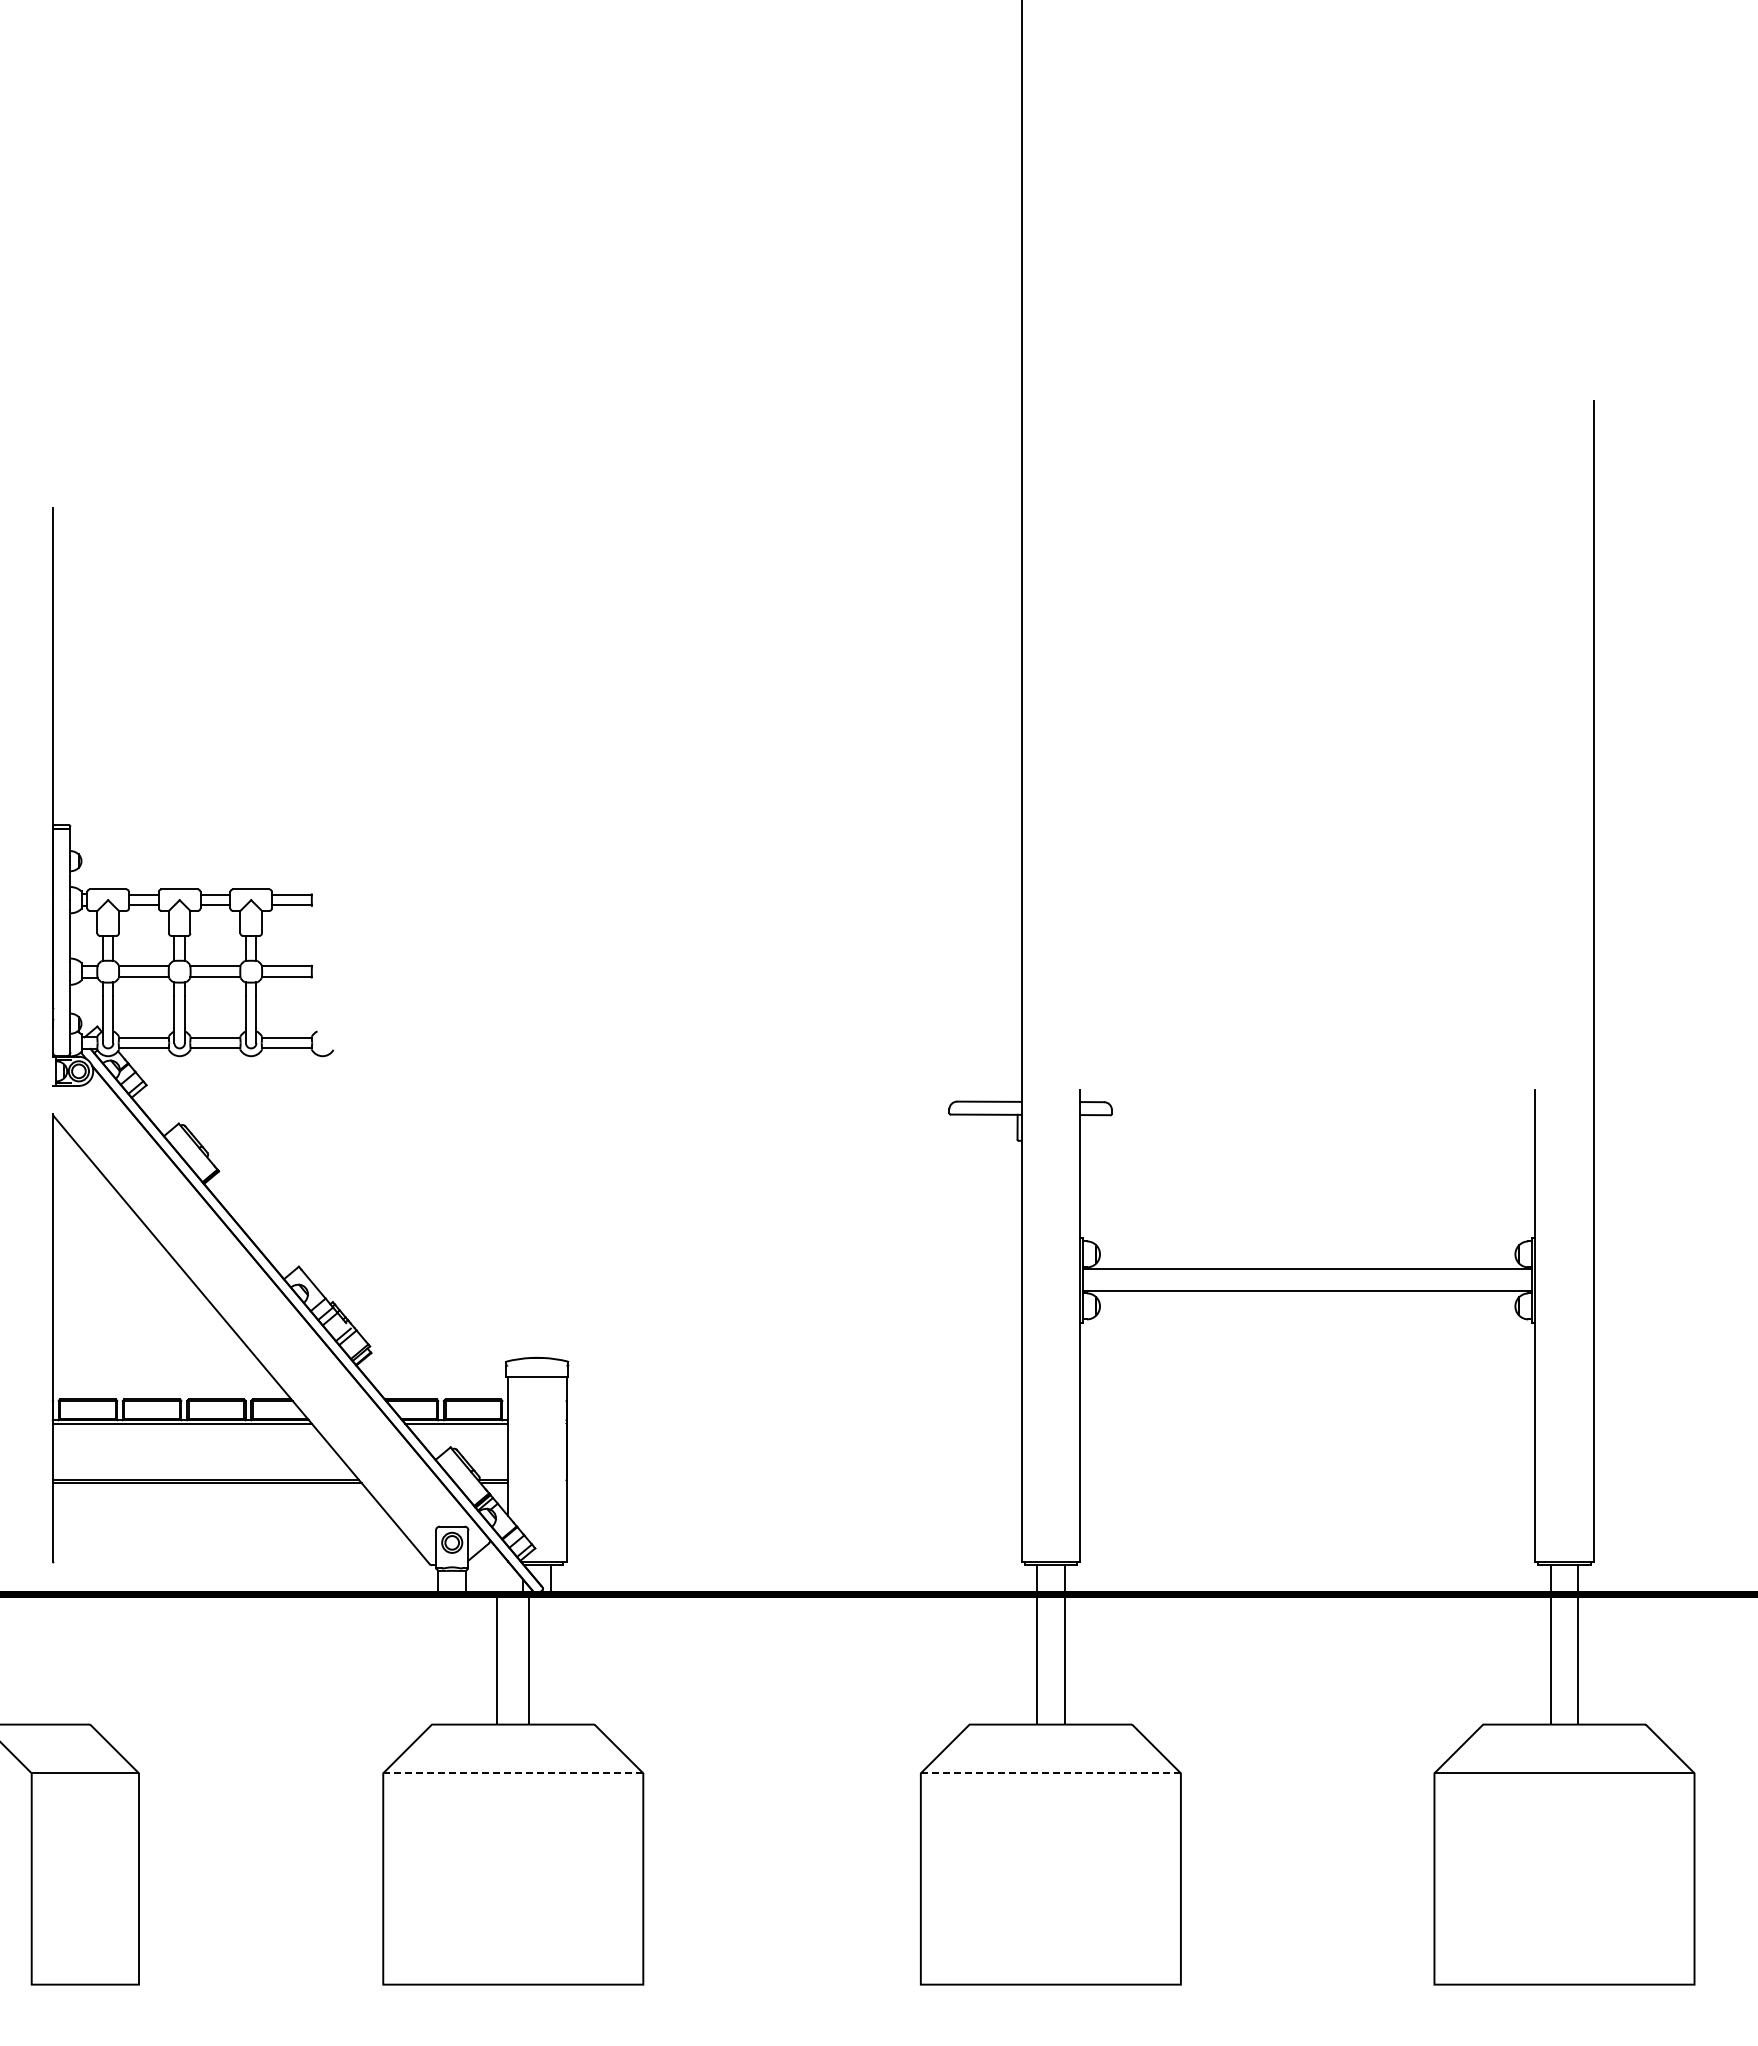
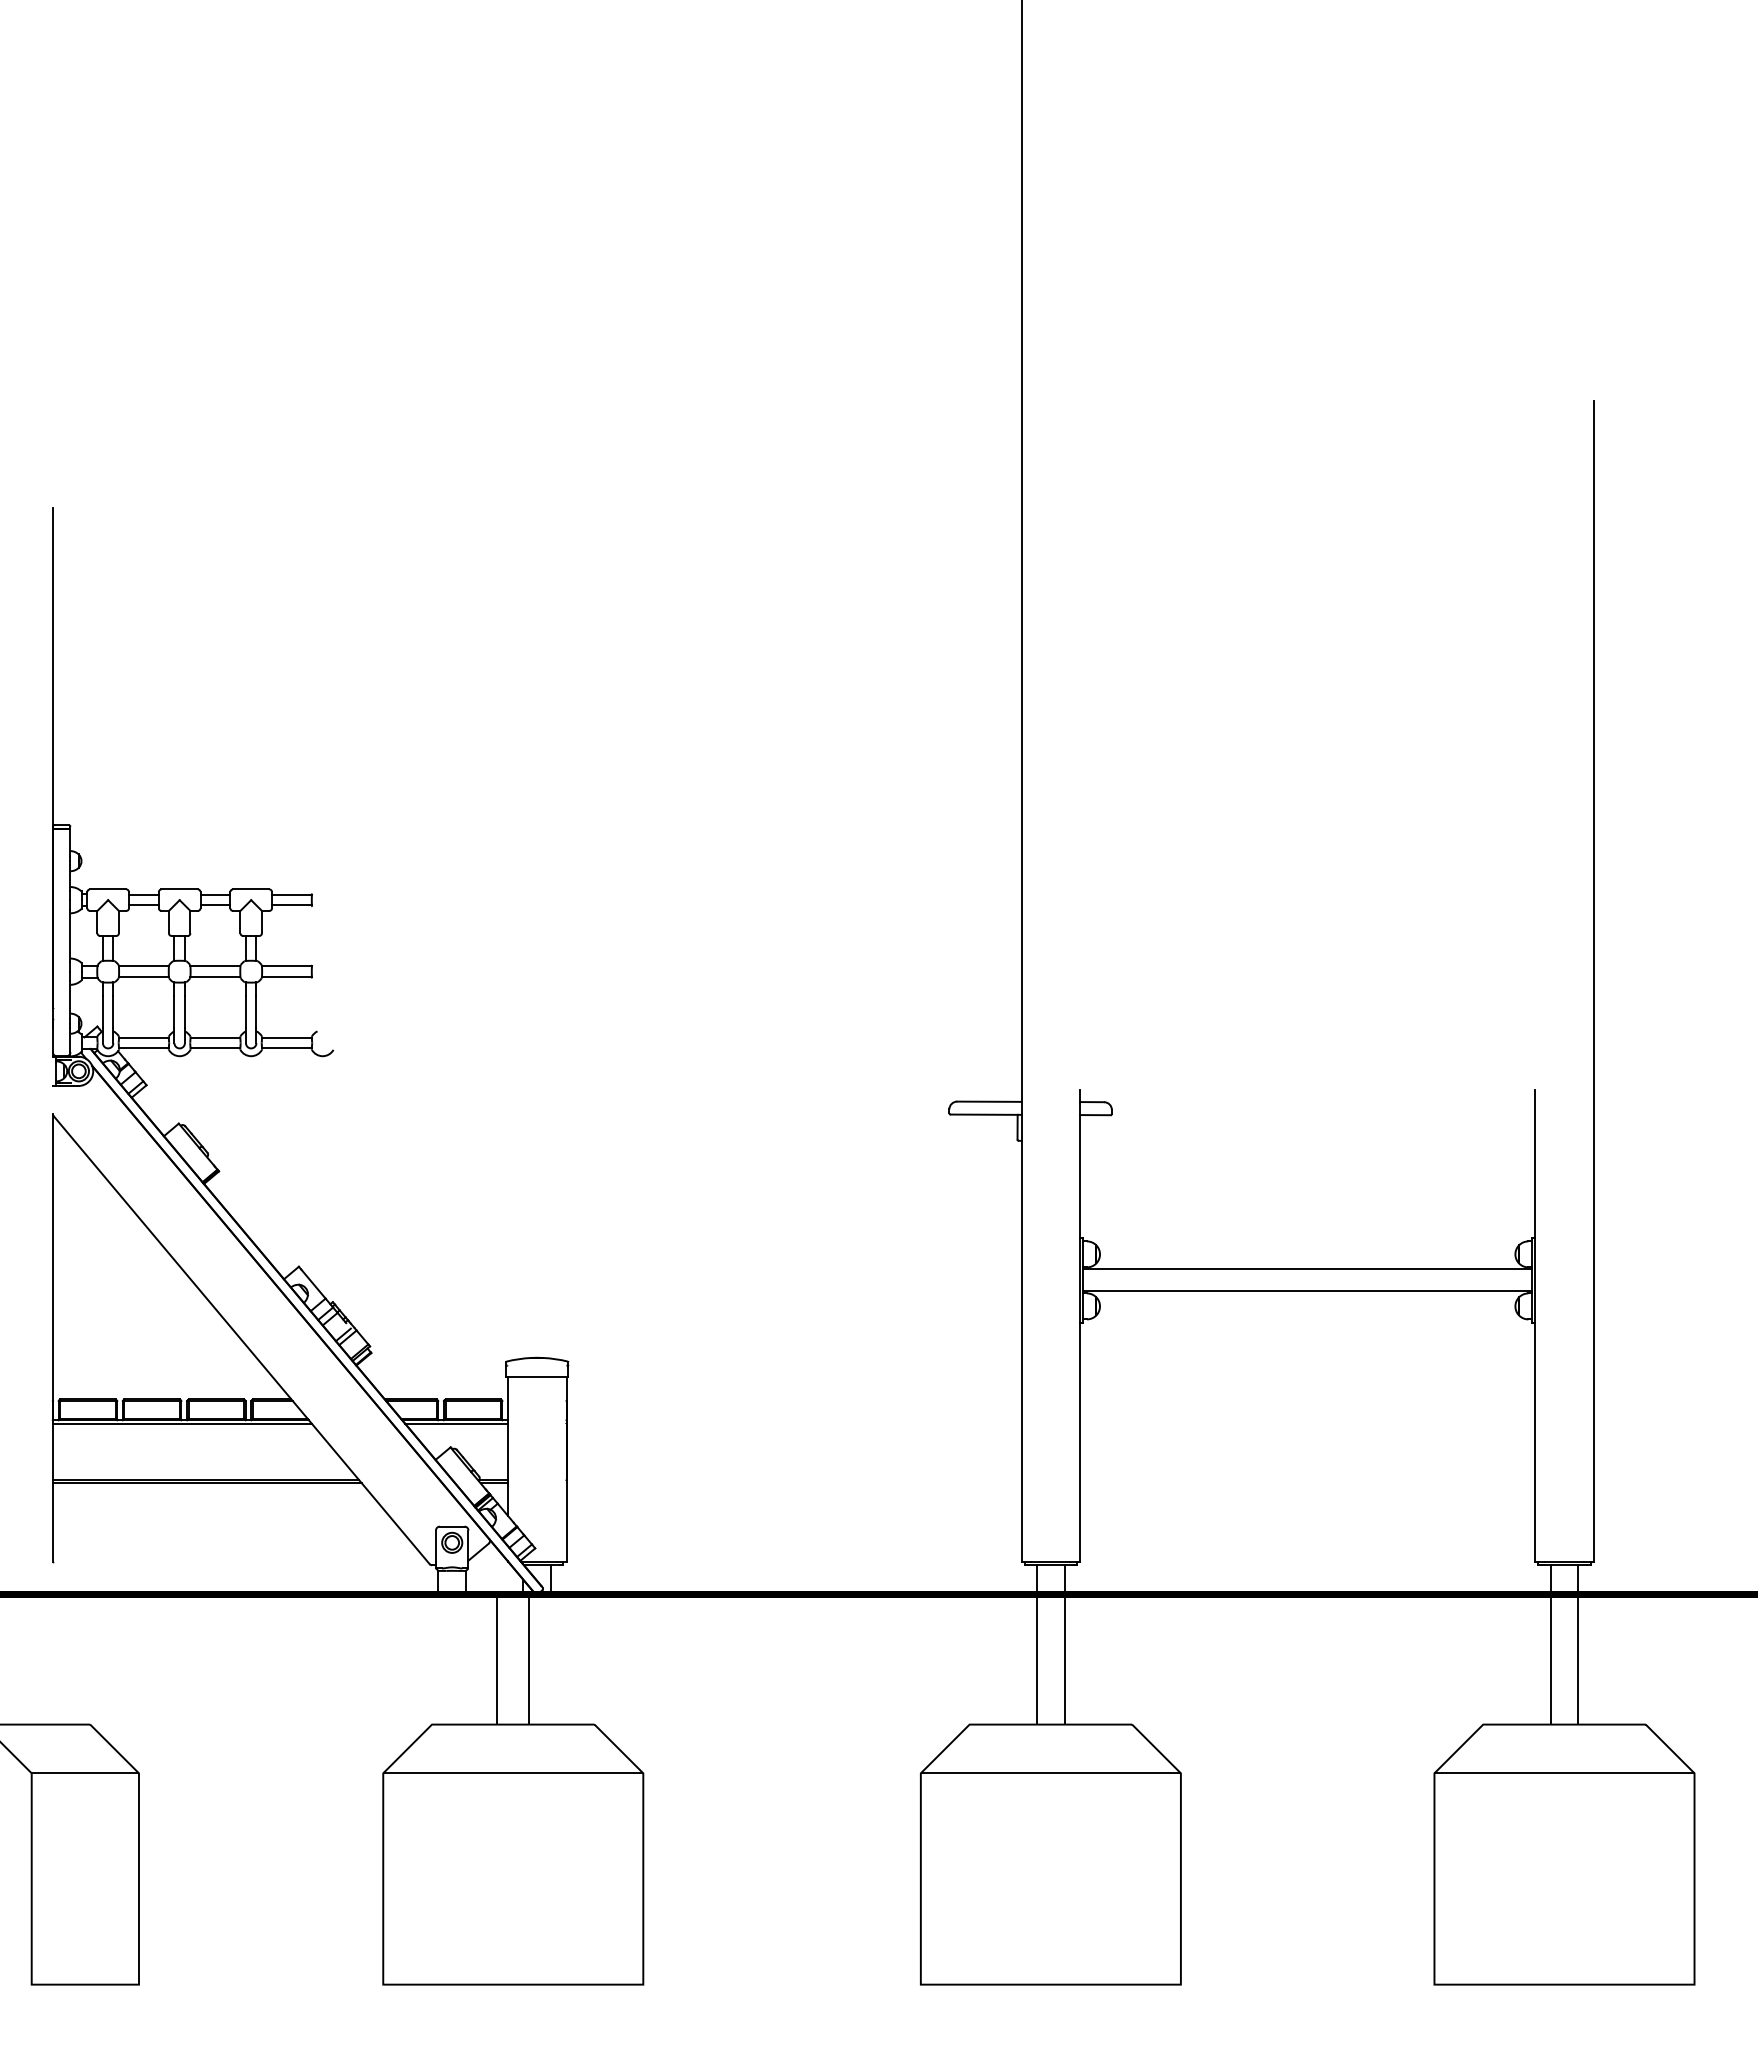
line: dashed -> solid (512, 1773)
line: dashed -> solid (1050, 1773)
